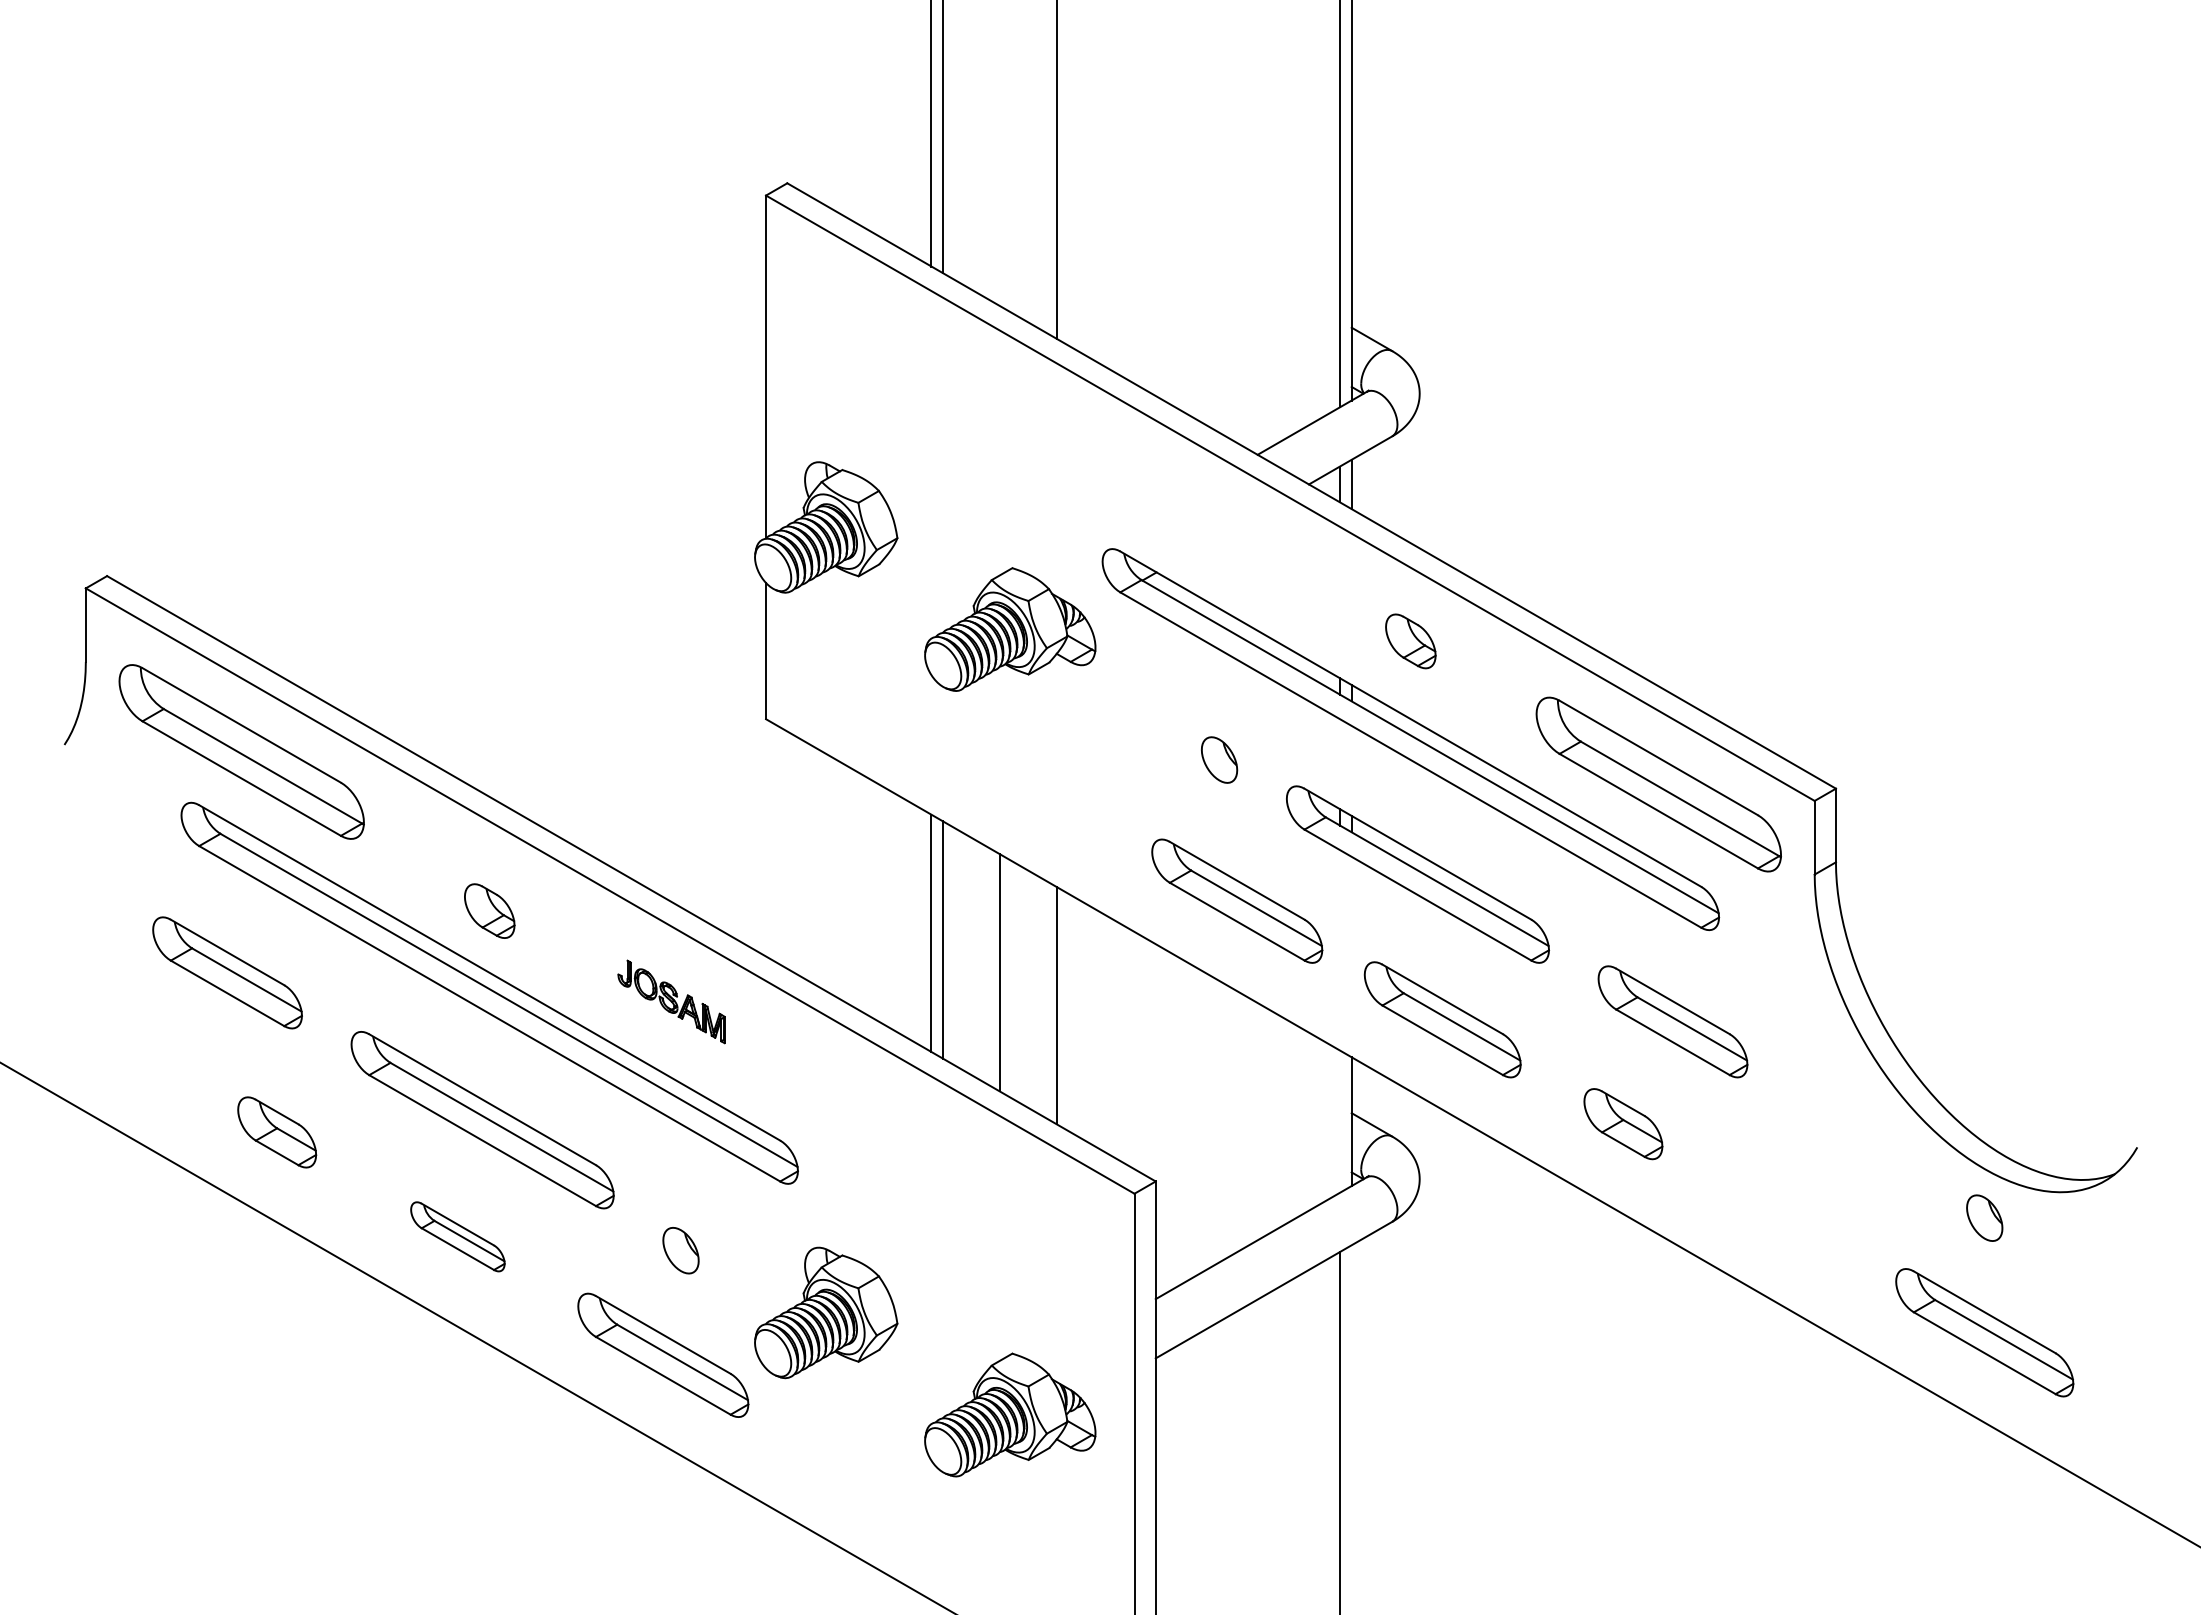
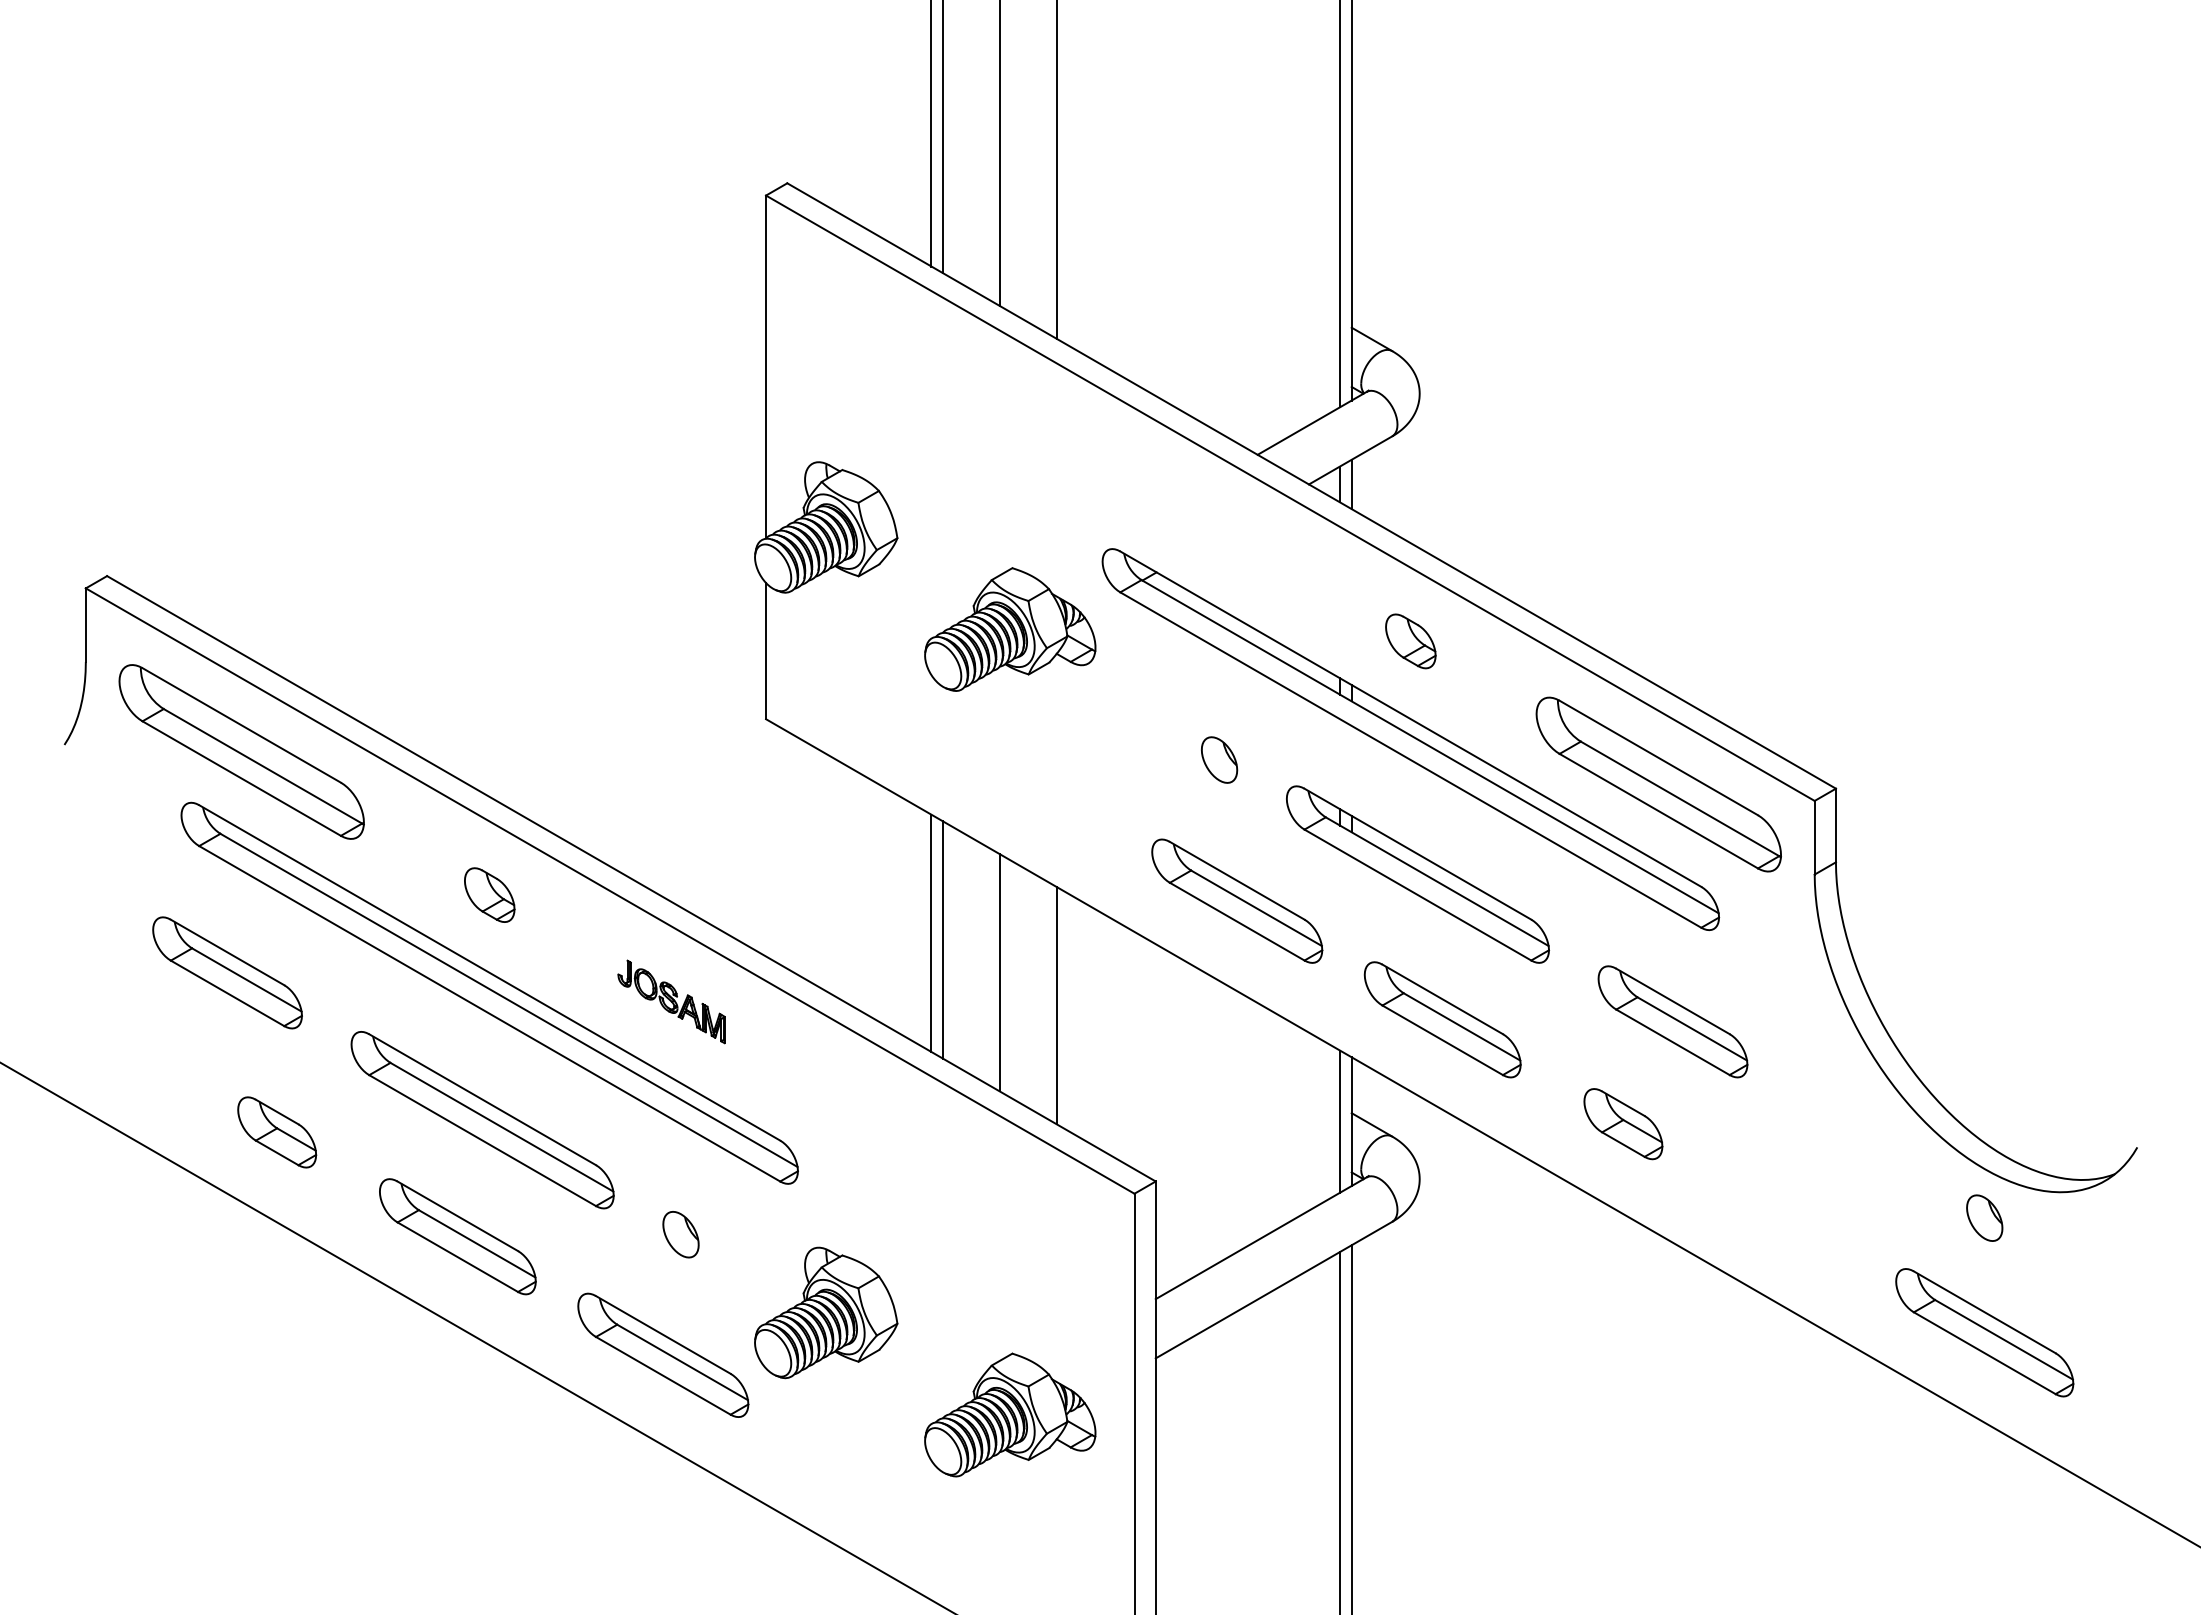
line: none -> present (999, 154)
part position: (489, 910) -> (489, 894) (489, 894)
line: none -> present (1339, 1121)
part size: 96x72 px -> 158x118 px (457, 1236)
part position: (680, 1250) -> (680, 1234) (680, 1234)
line: none -> present (1351, 1428)
